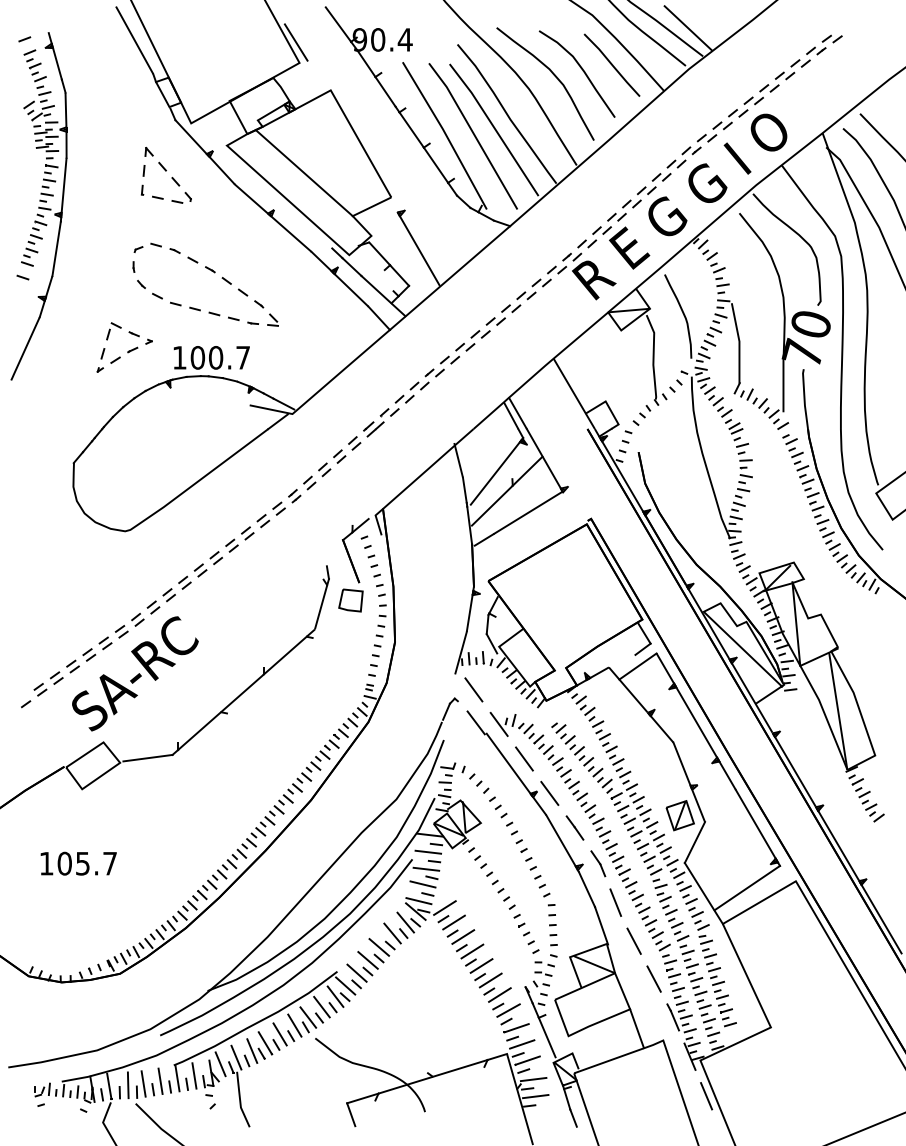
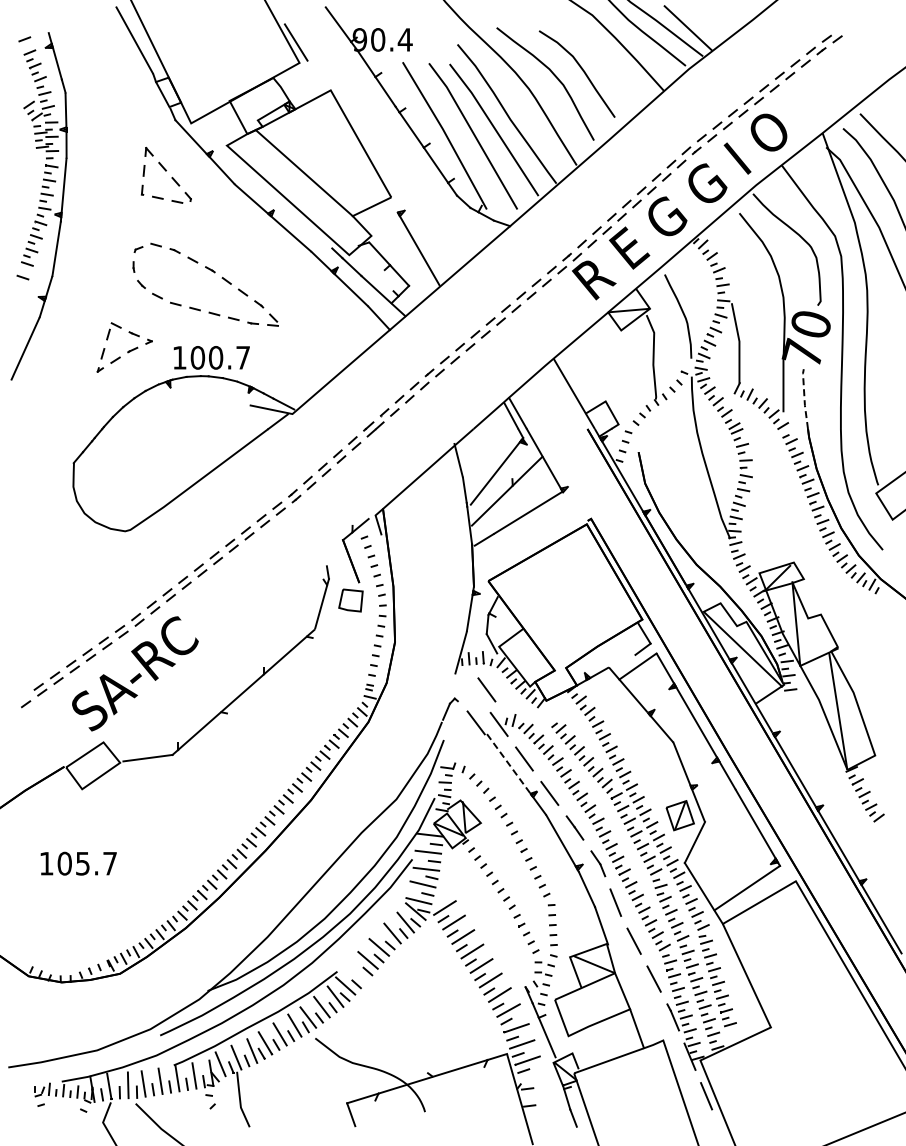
line: present -> none (611, 64)
line: solid -> dashed (804, 398)
line position: (473, 689) -> (486, 689) (486, 689)
line: solid -> dashed (508, 763)
line: present -> none (356, 972)
line: present -> none (533, 1079)
line: present -> none (535, 1096)
